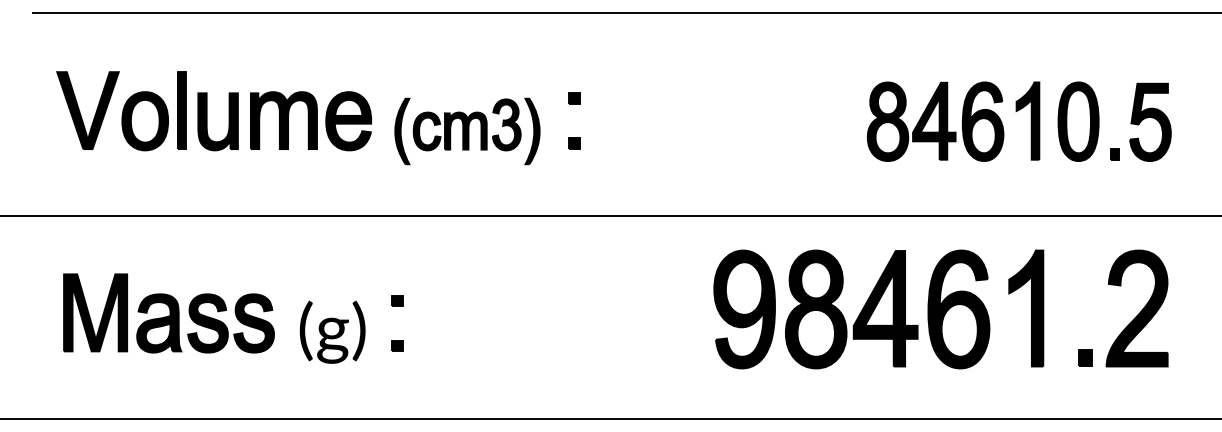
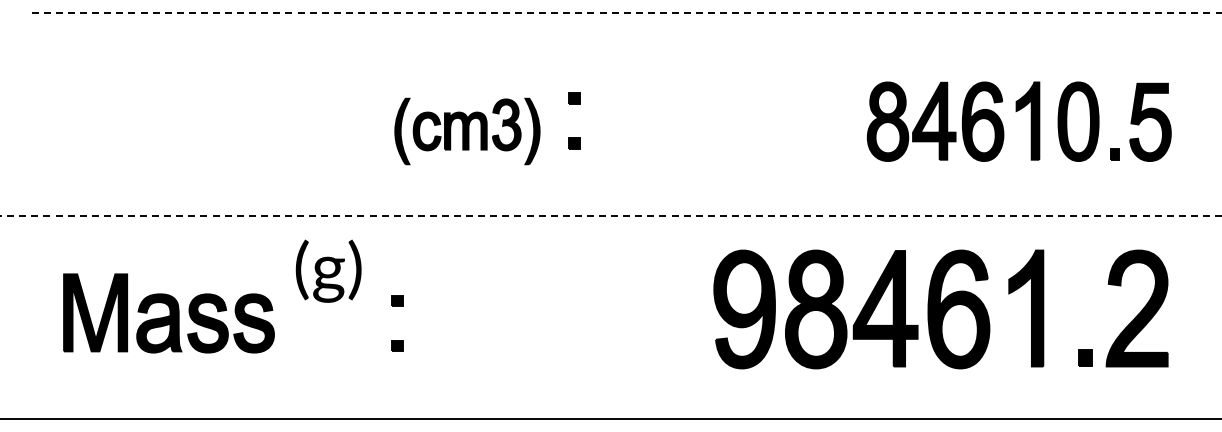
line: solid -> dashed (627, 12)
part: present -> none (207, 111)
line: solid -> dashed (611, 216)
text position: (332, 331) -> (328, 270) (328, 270)
